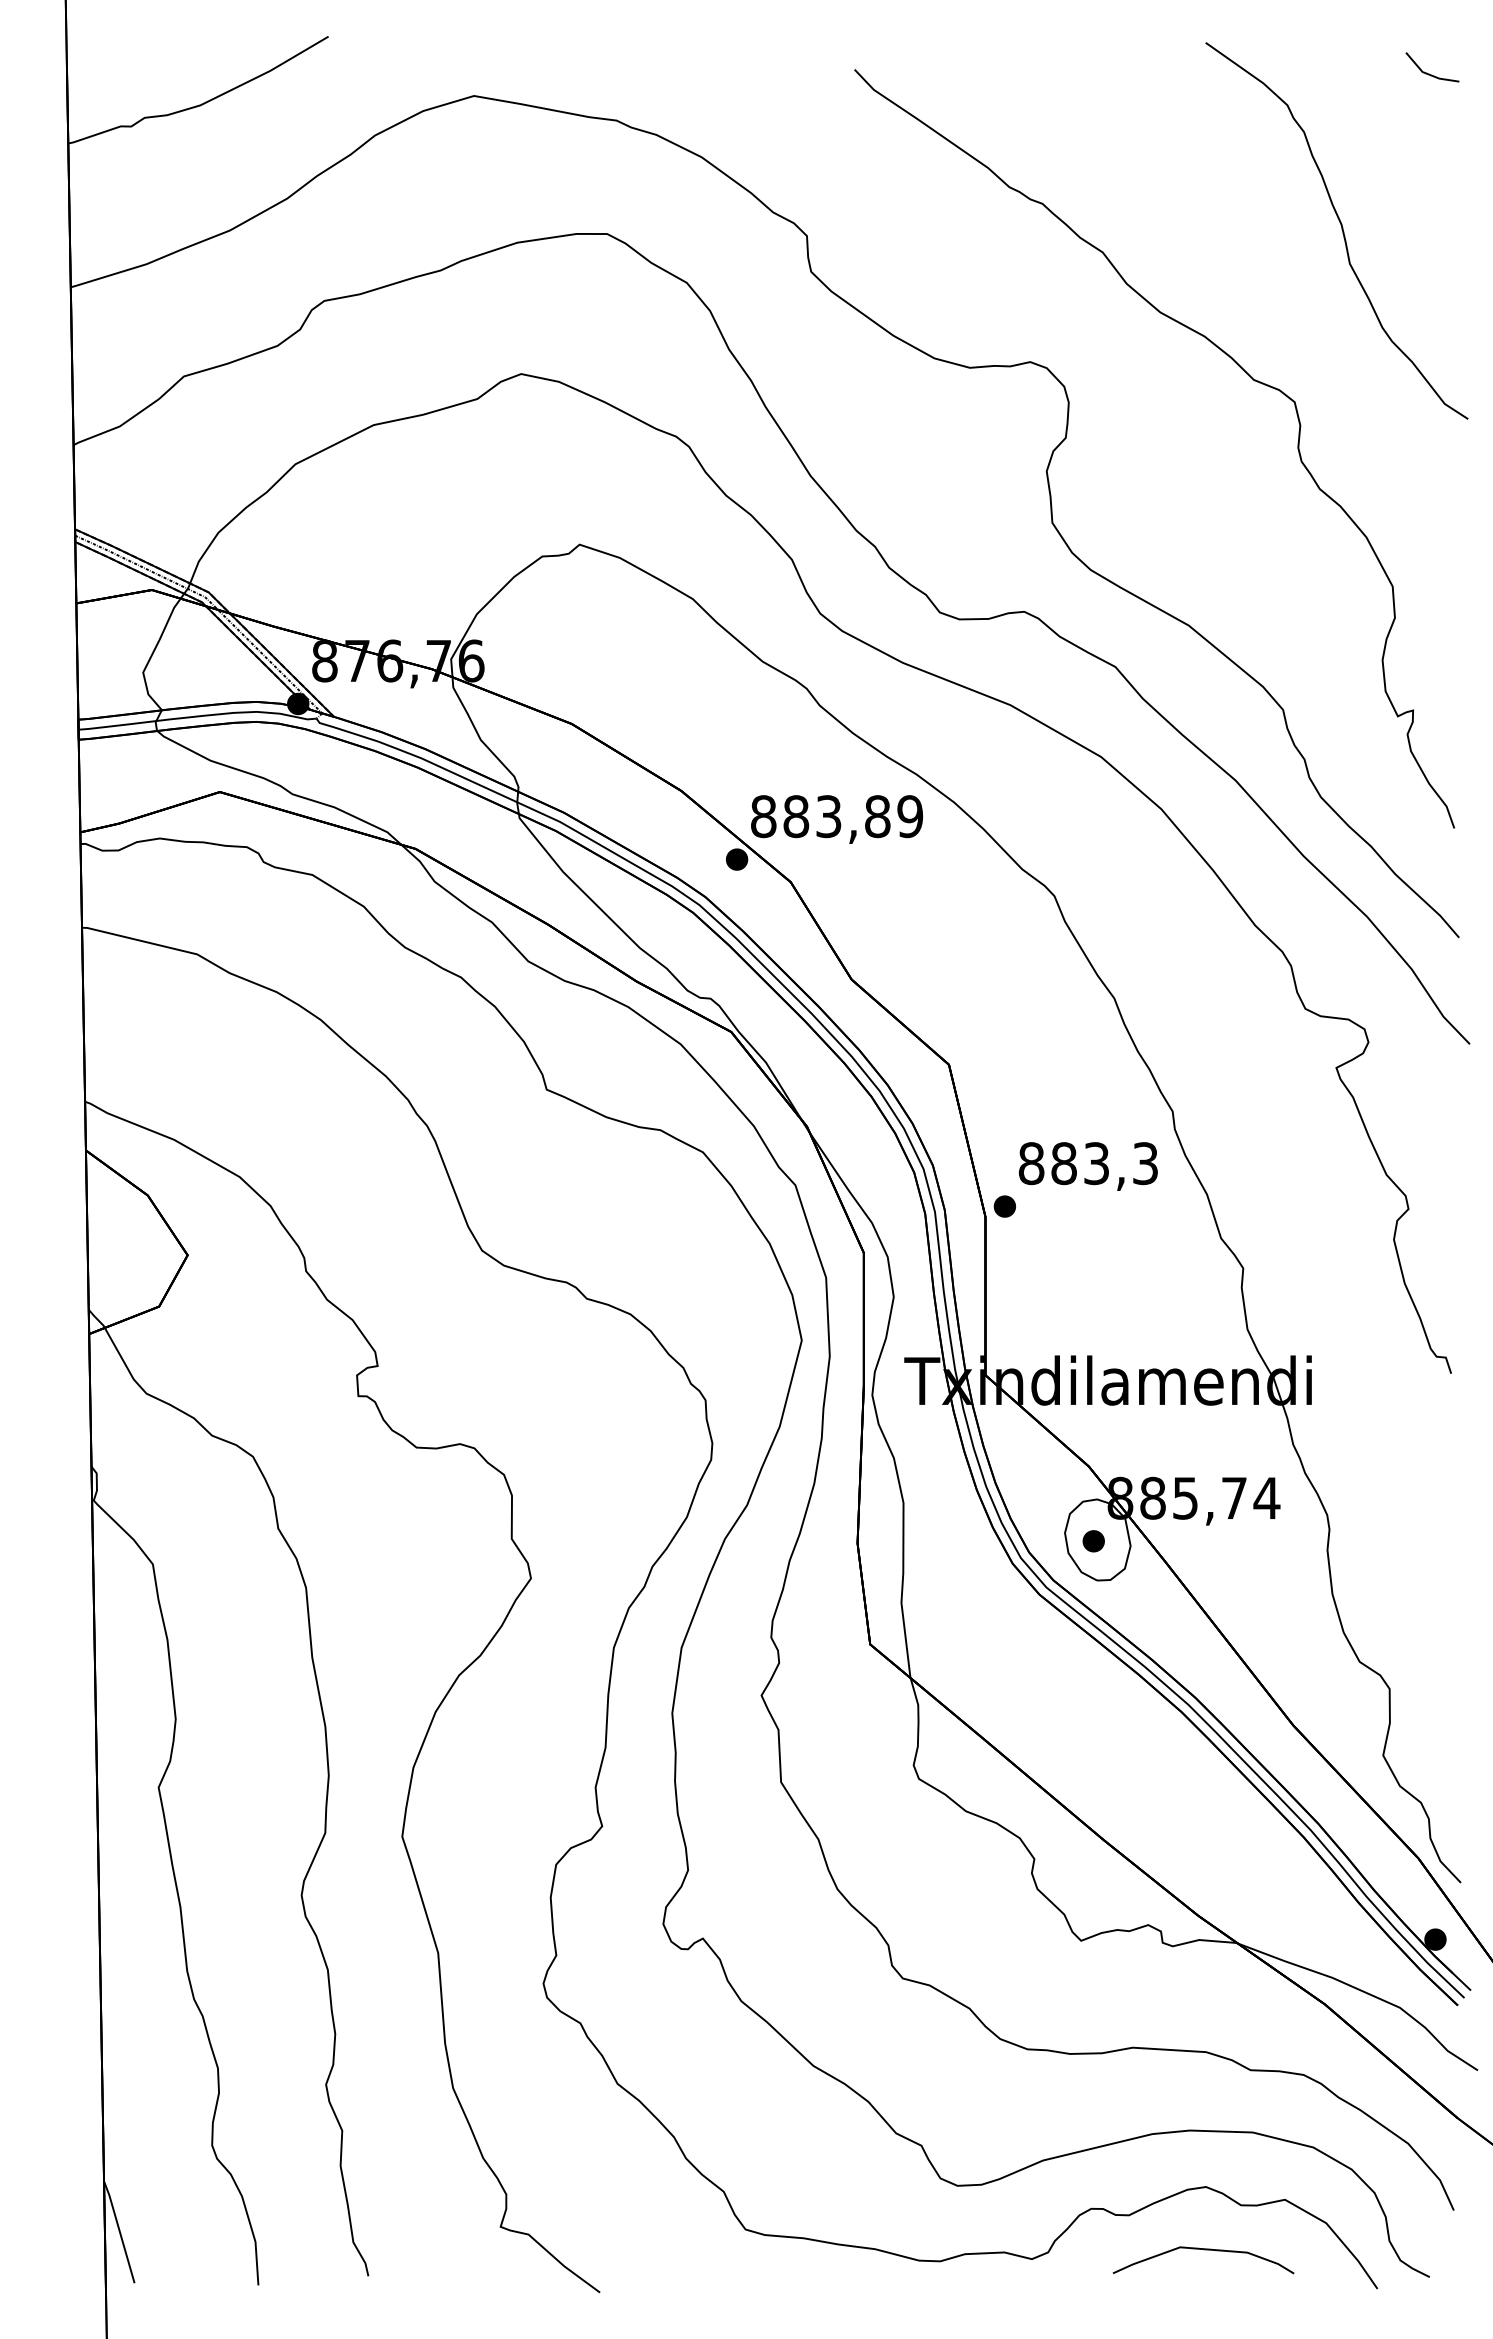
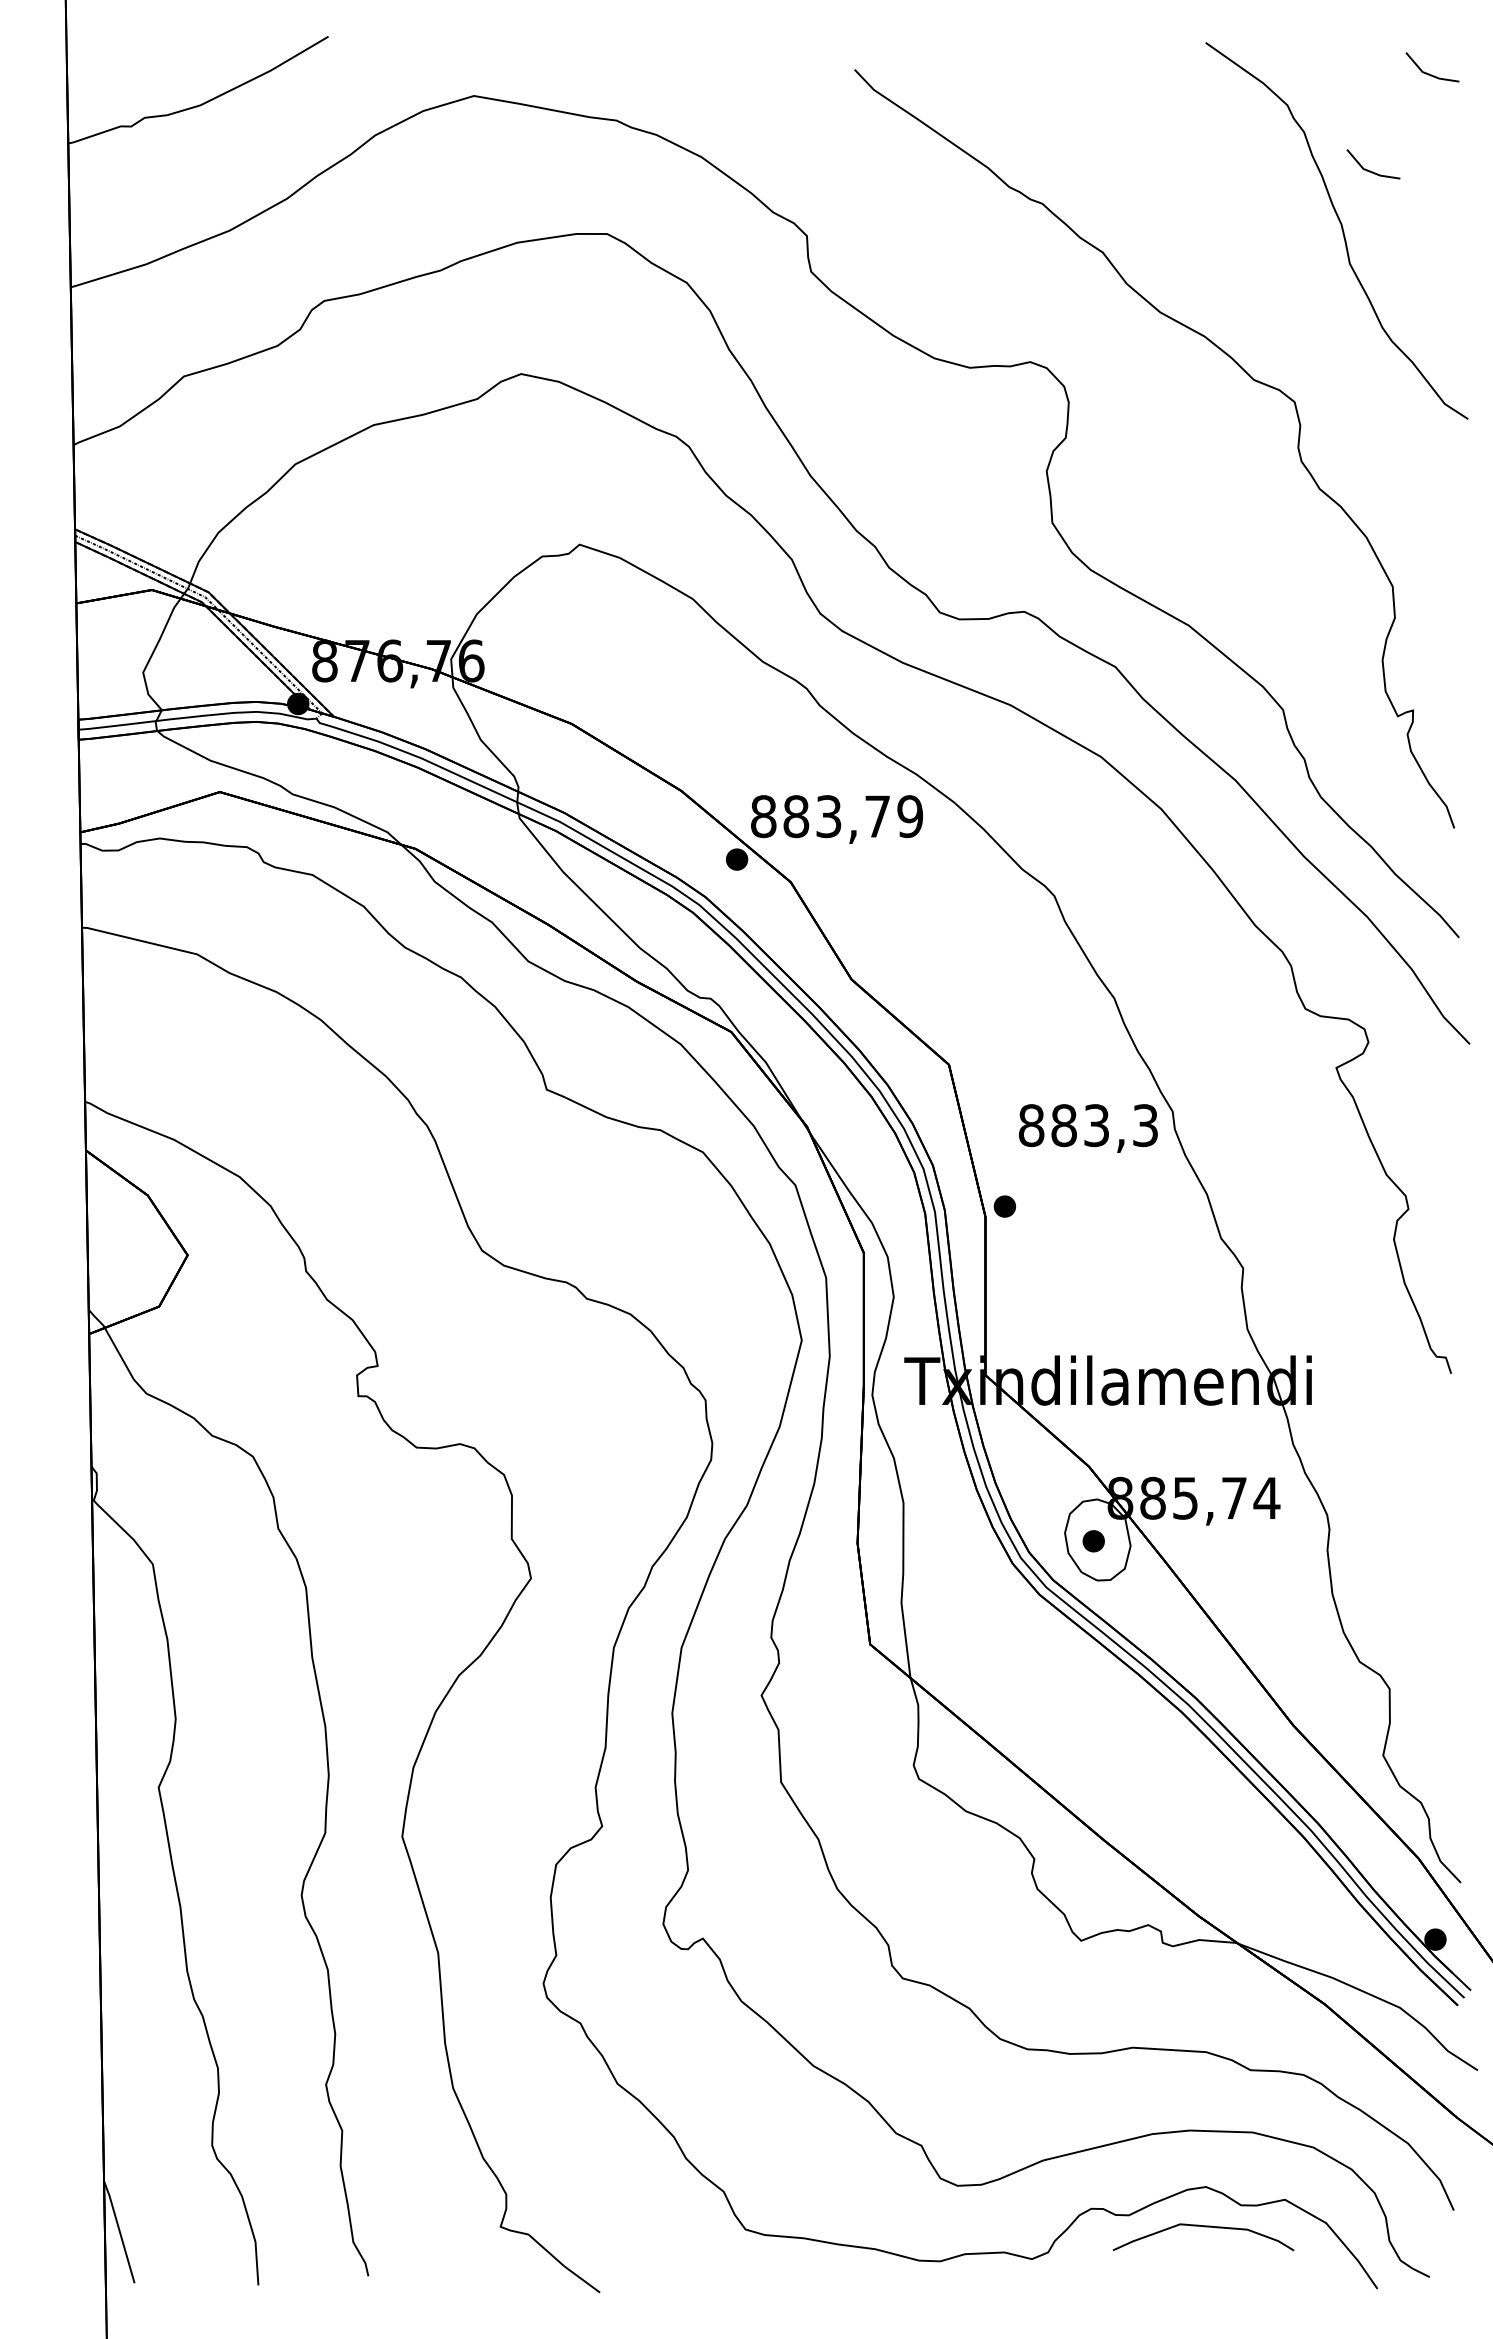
line: none -> present (1370, 170)
text: 883,89 -> 883,79 (877, 816)
text position: (1087, 1166) -> (1087, 1128) (1087, 1128)
curve position: (1204, 2250) -> (1204, 2227) (1204, 2227)
